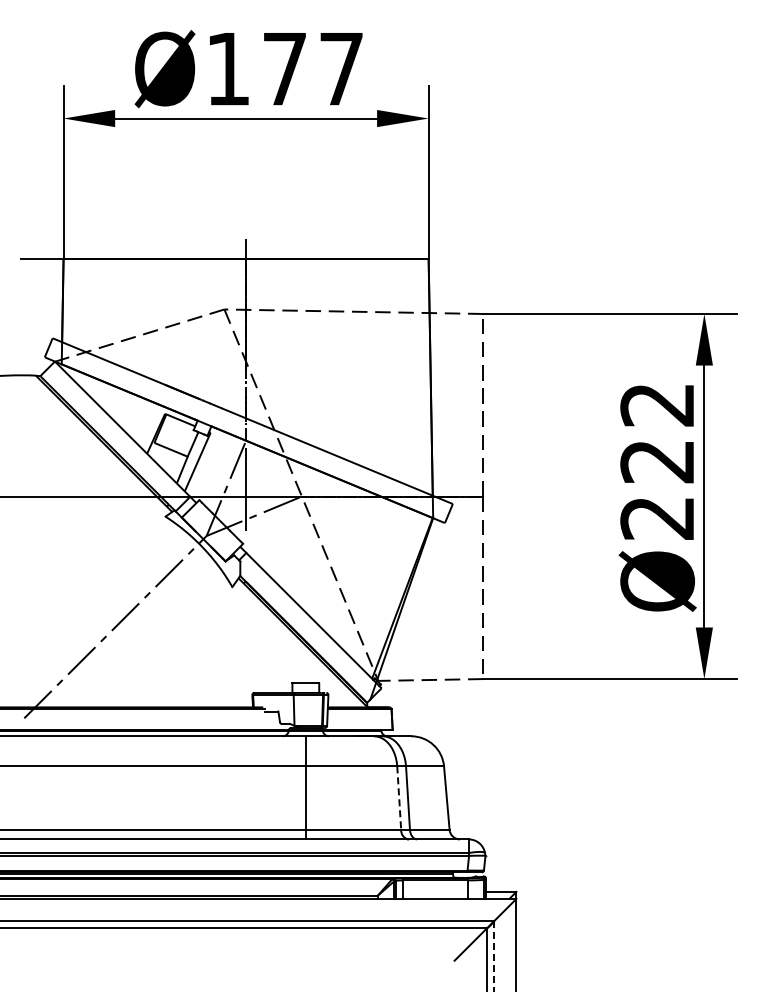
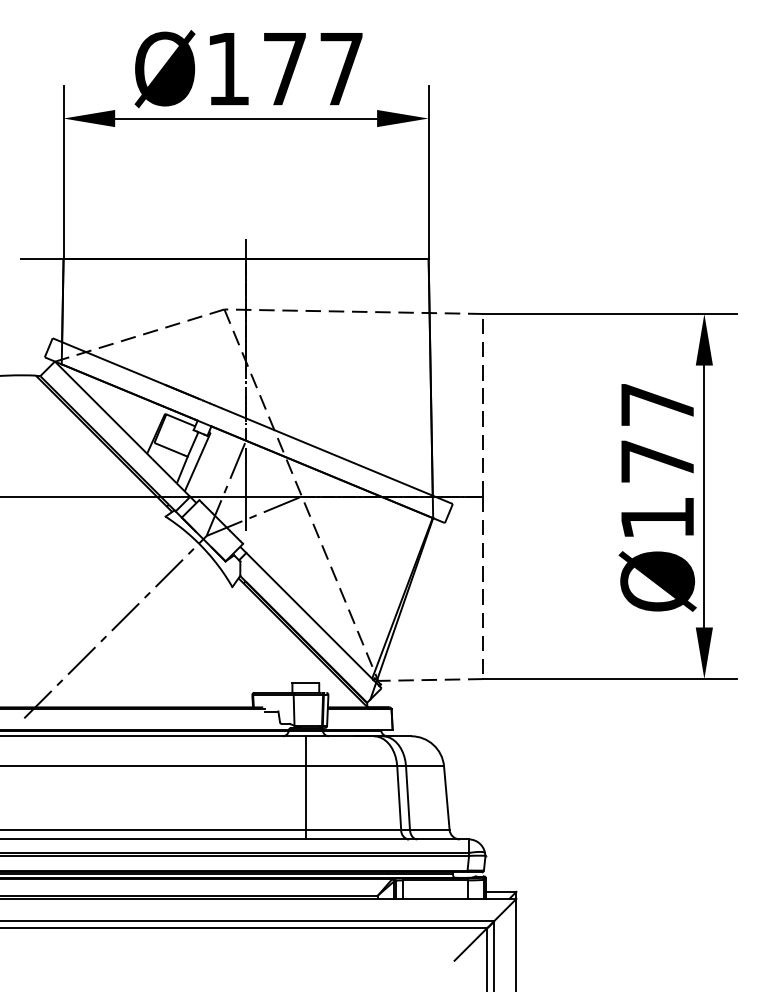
text: Ø222 -> Ø177 (656, 461)
line: dashed -> solid (399, 798)
line: dashed -> solid (494, 956)
